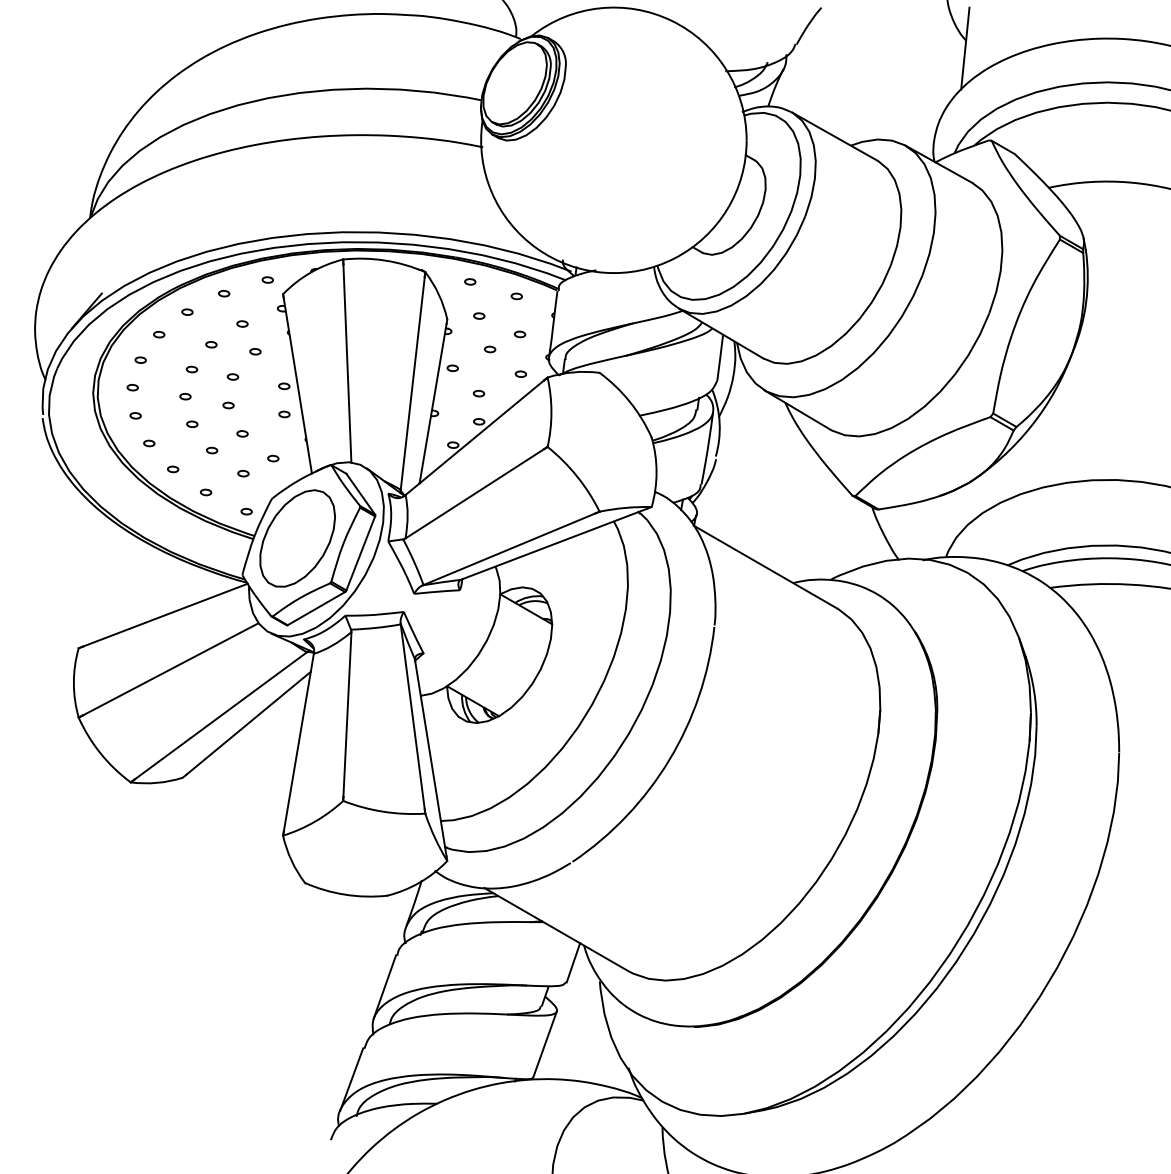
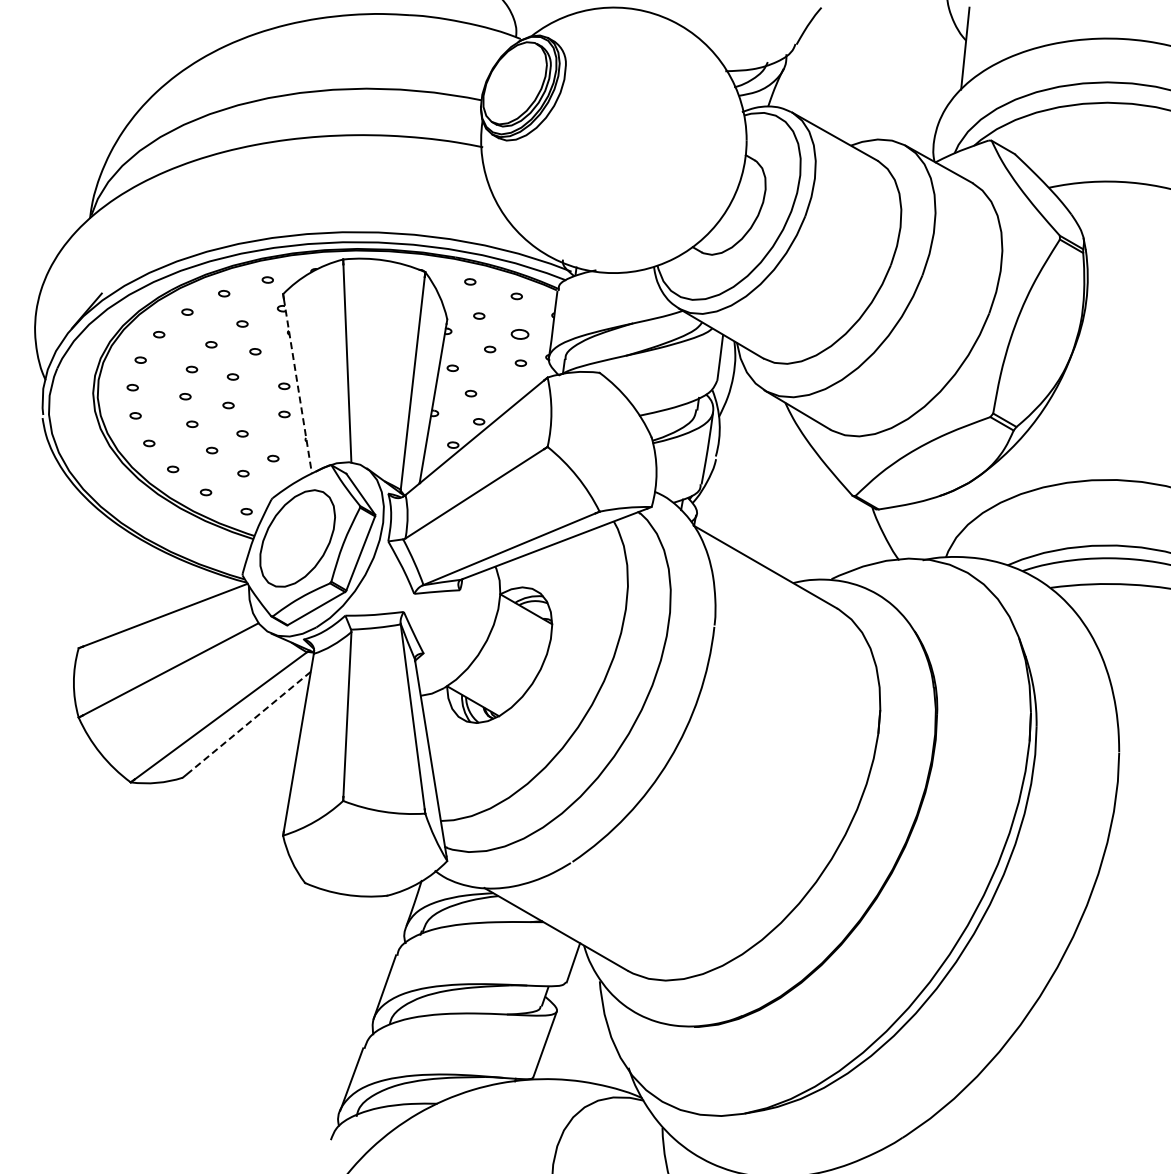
part size: 14x9 px -> 20x11 px (519, 334)
part position: (520, 373) -> (520, 362) (520, 362)
line: solid -> dashed (297, 386)
part position: (478, 393) -> (470, 393) (470, 393)
line: solid -> dashed (248, 723)
